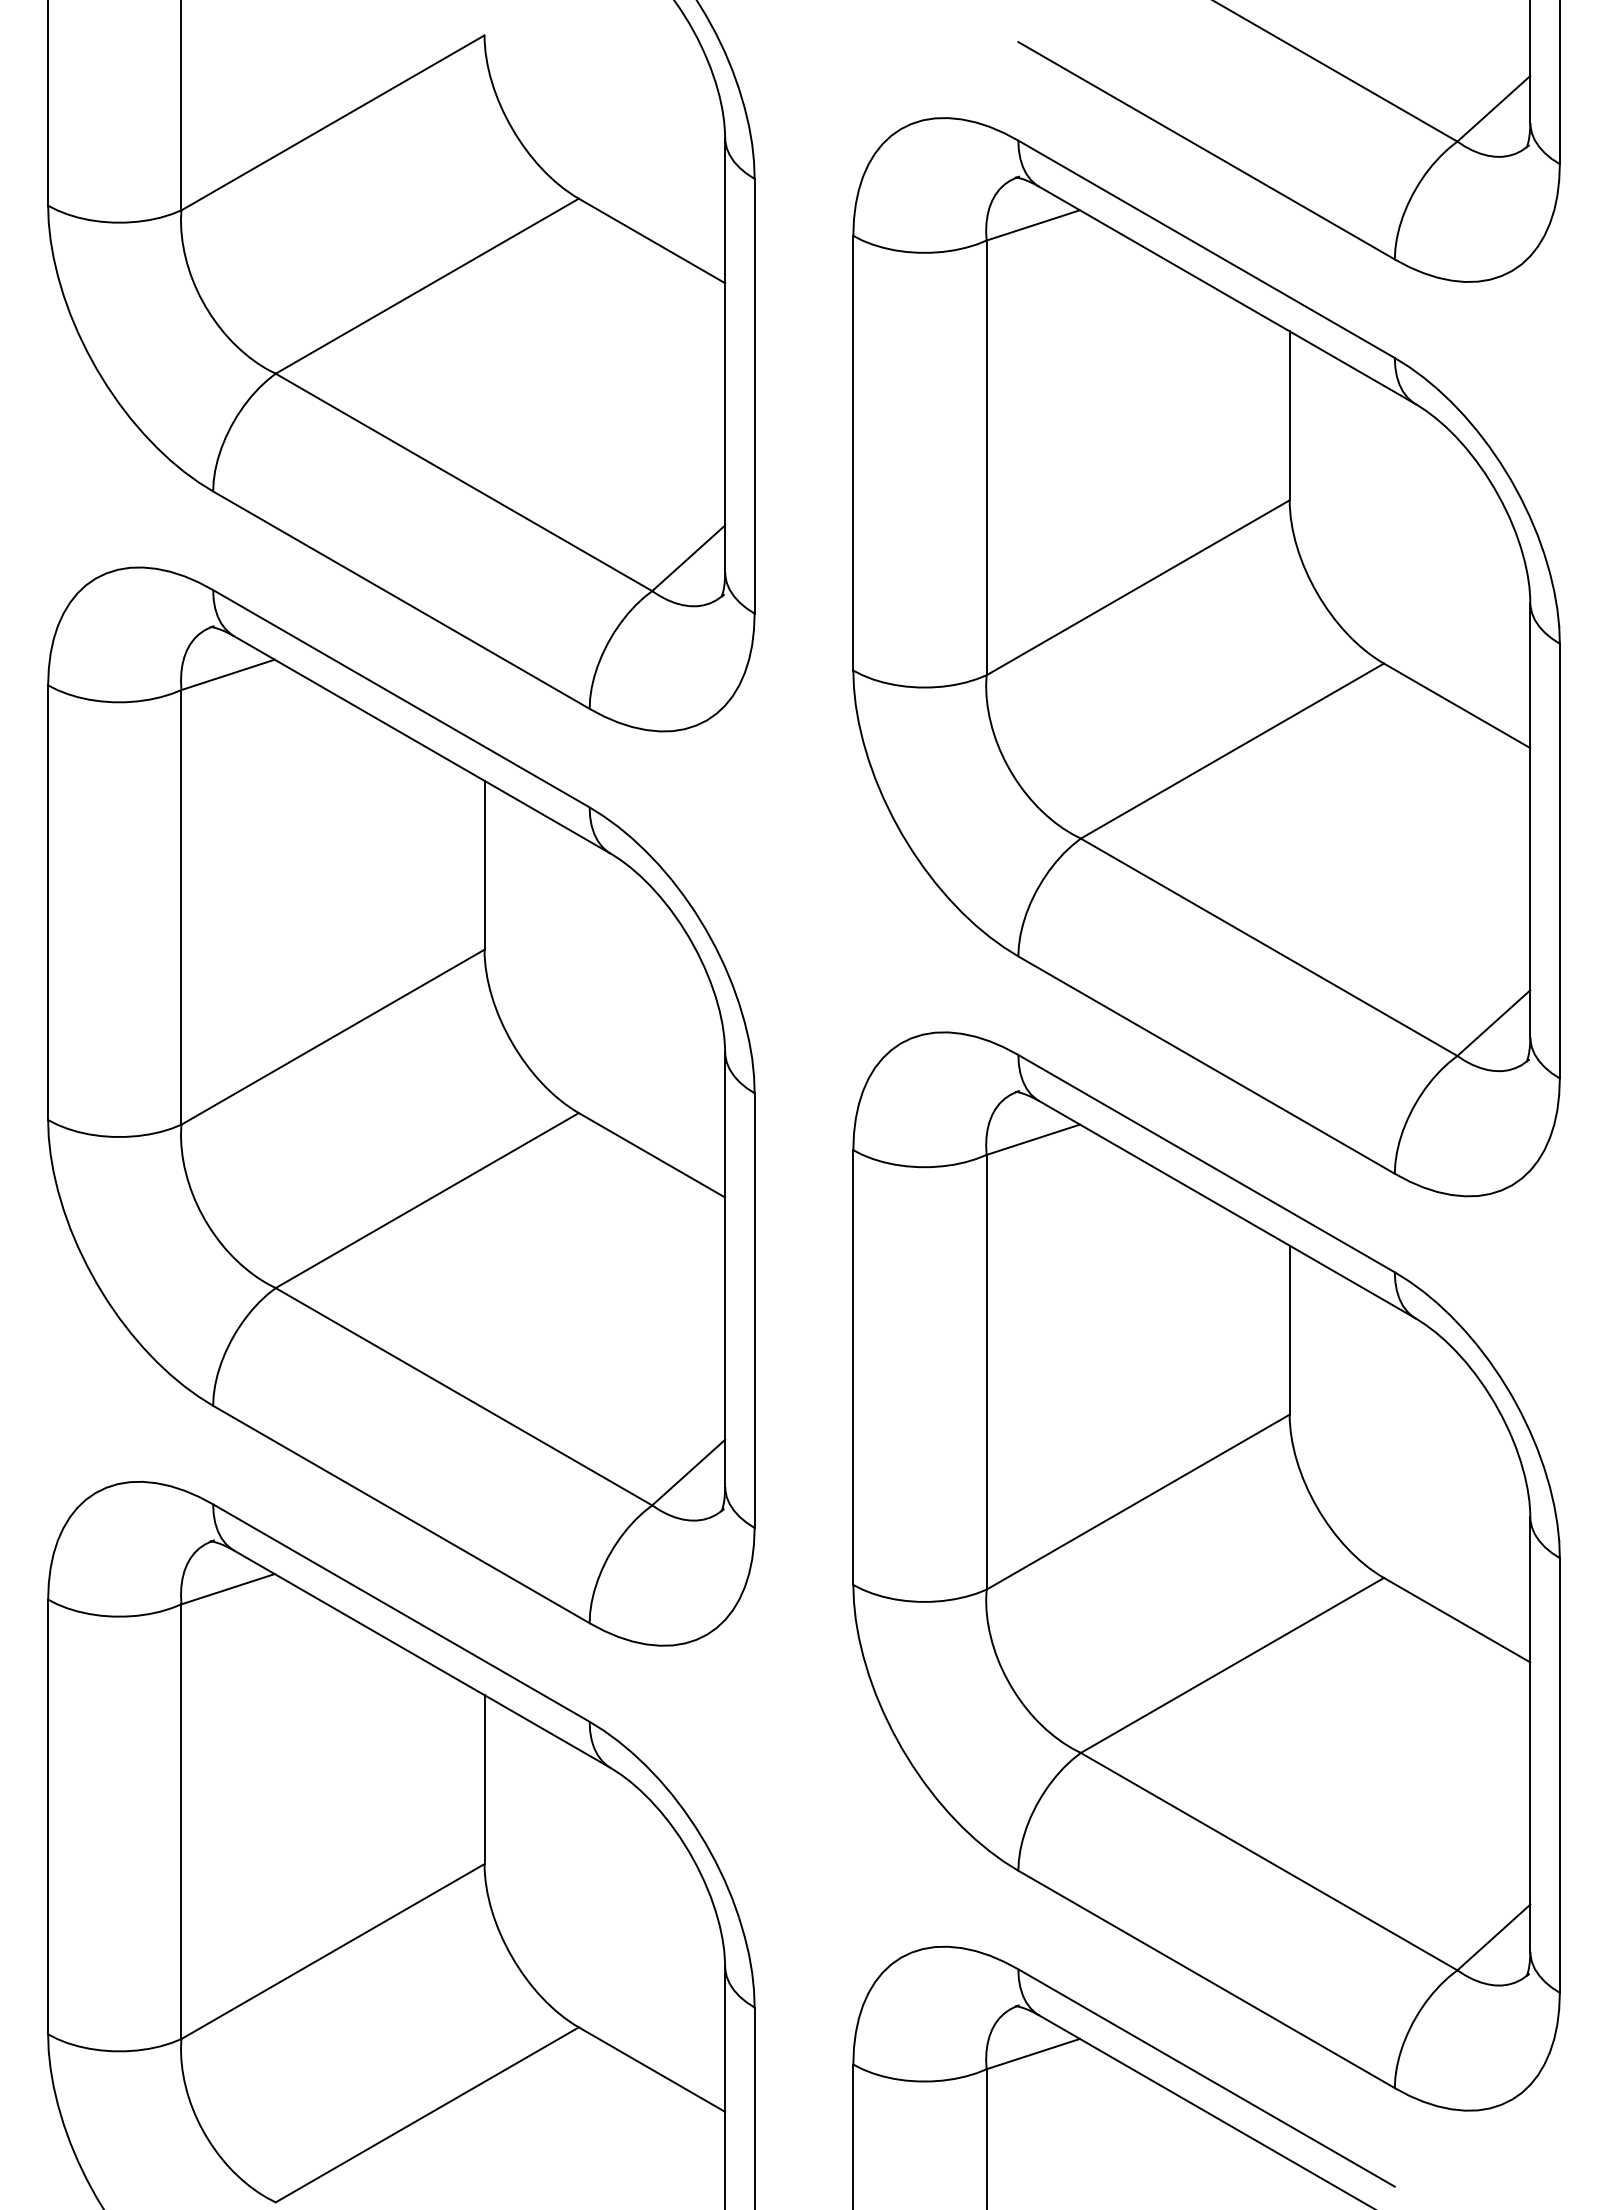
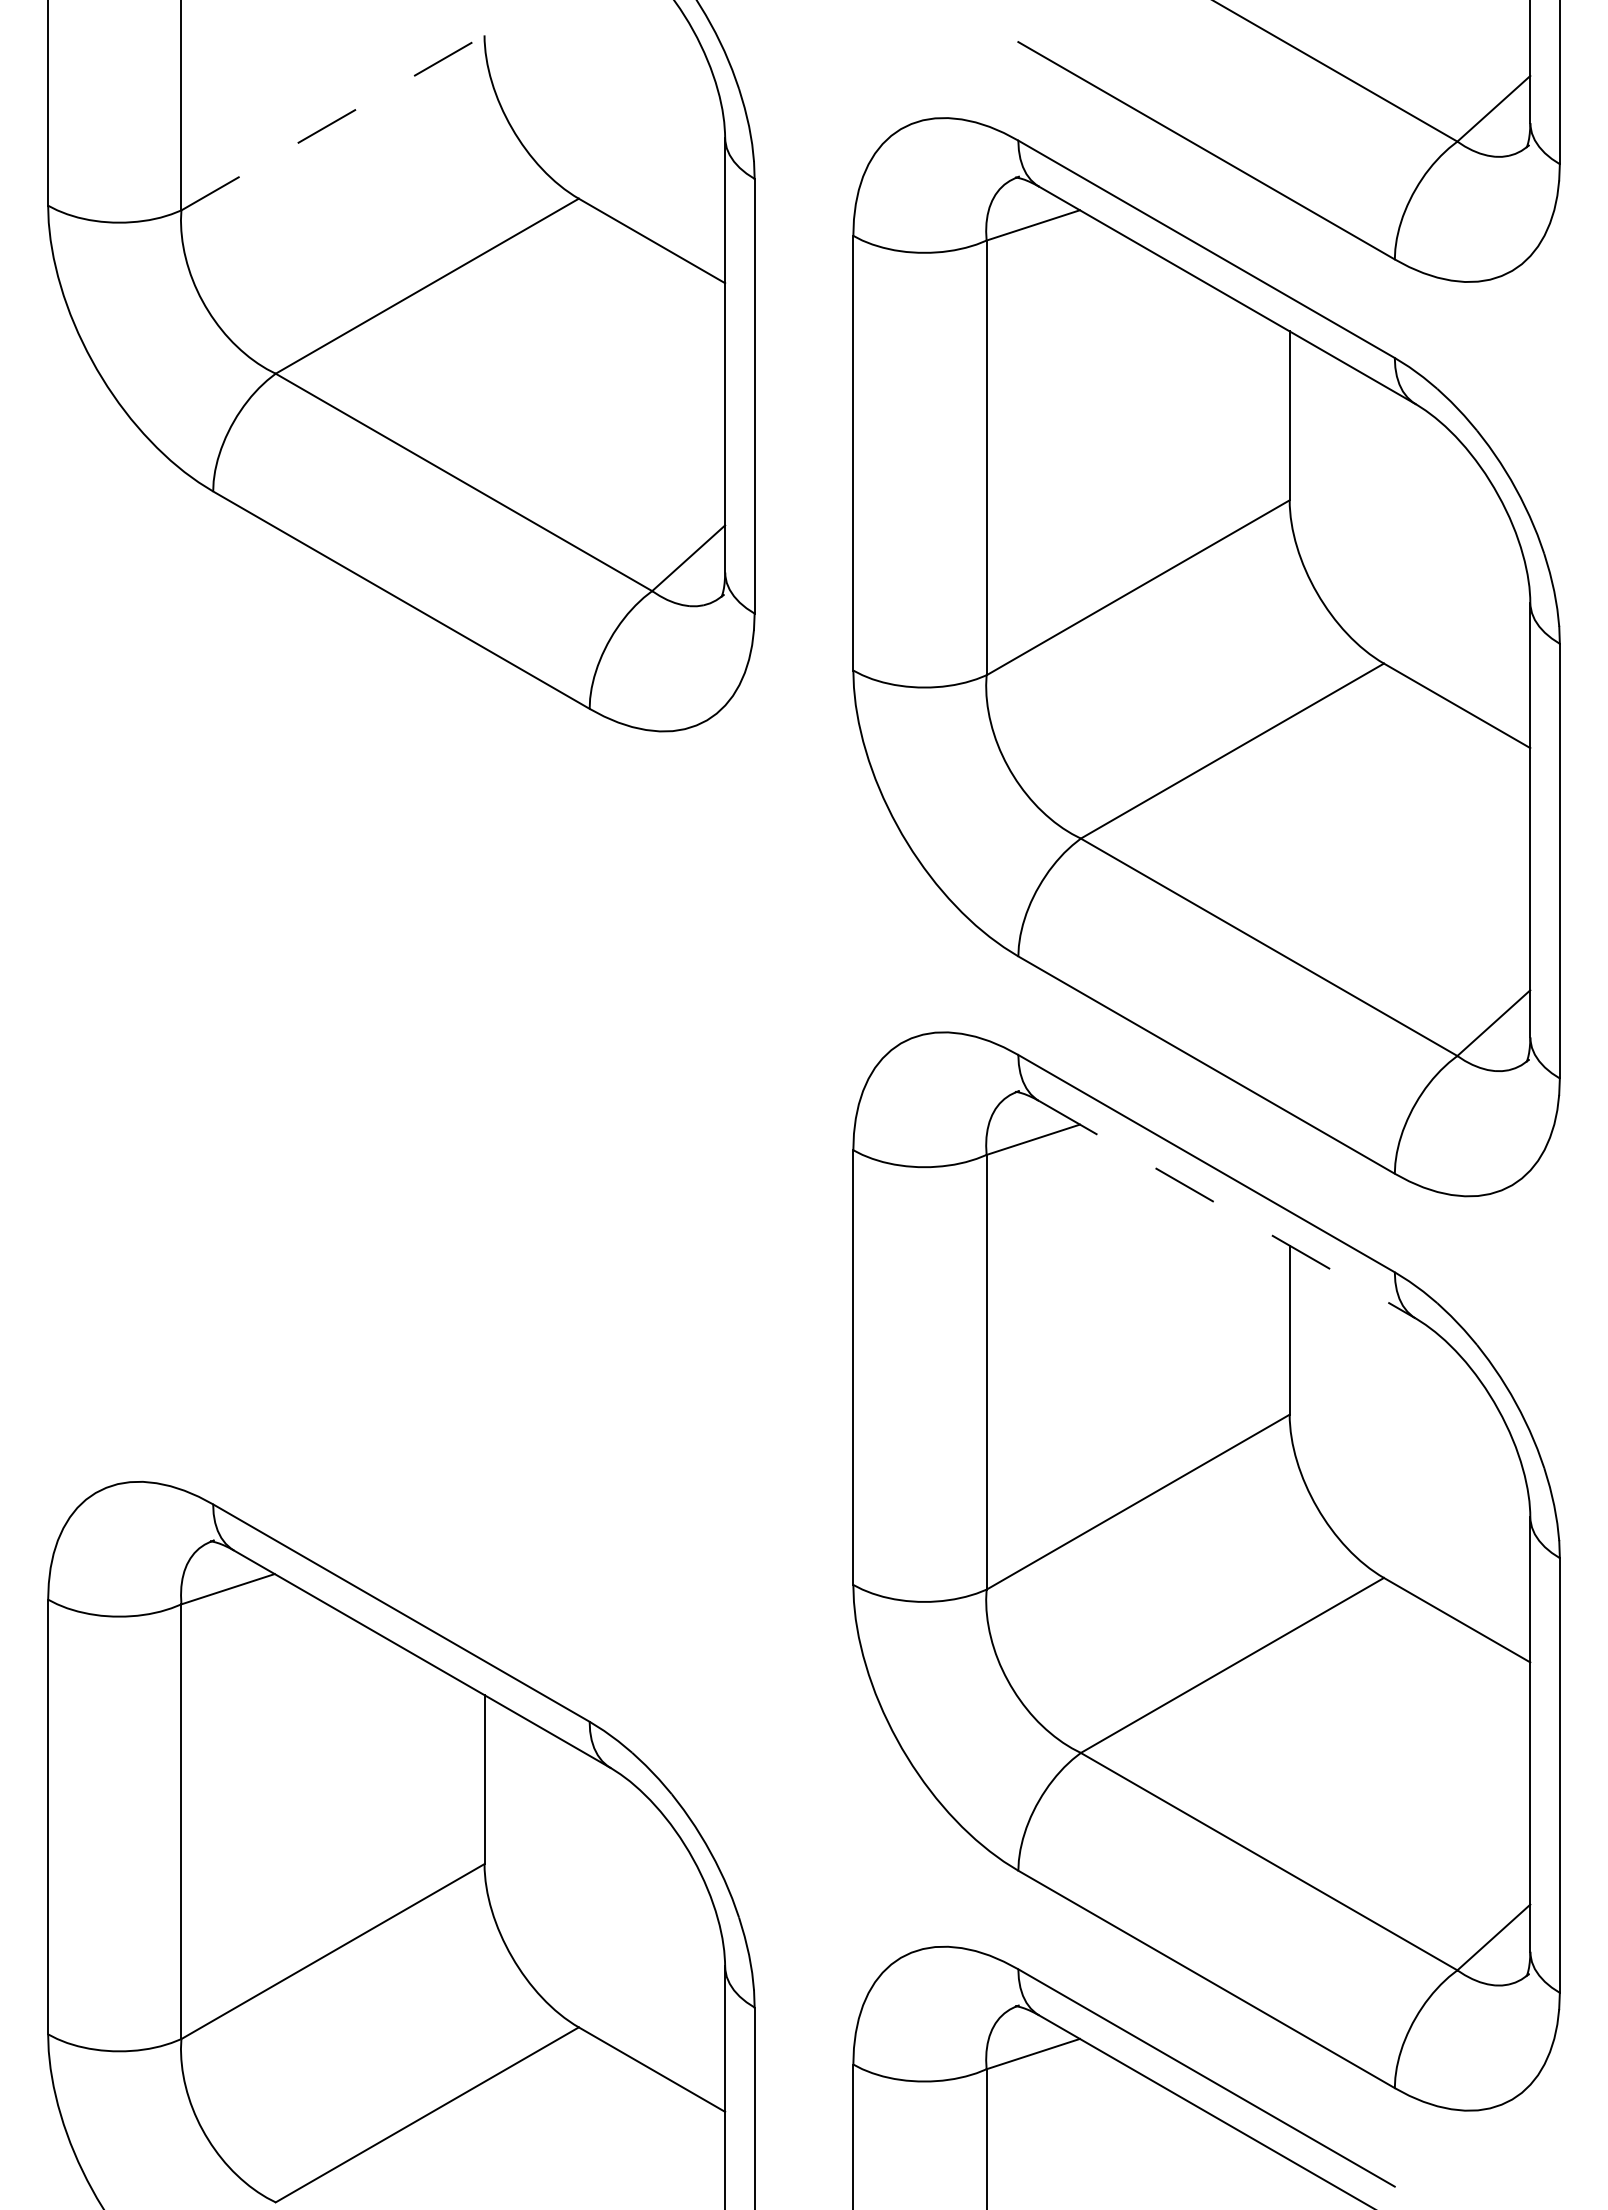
line: solid -> dashed (333, 122)
part: present -> none (401, 1106)
line: solid -> dashed (1227, 1210)
